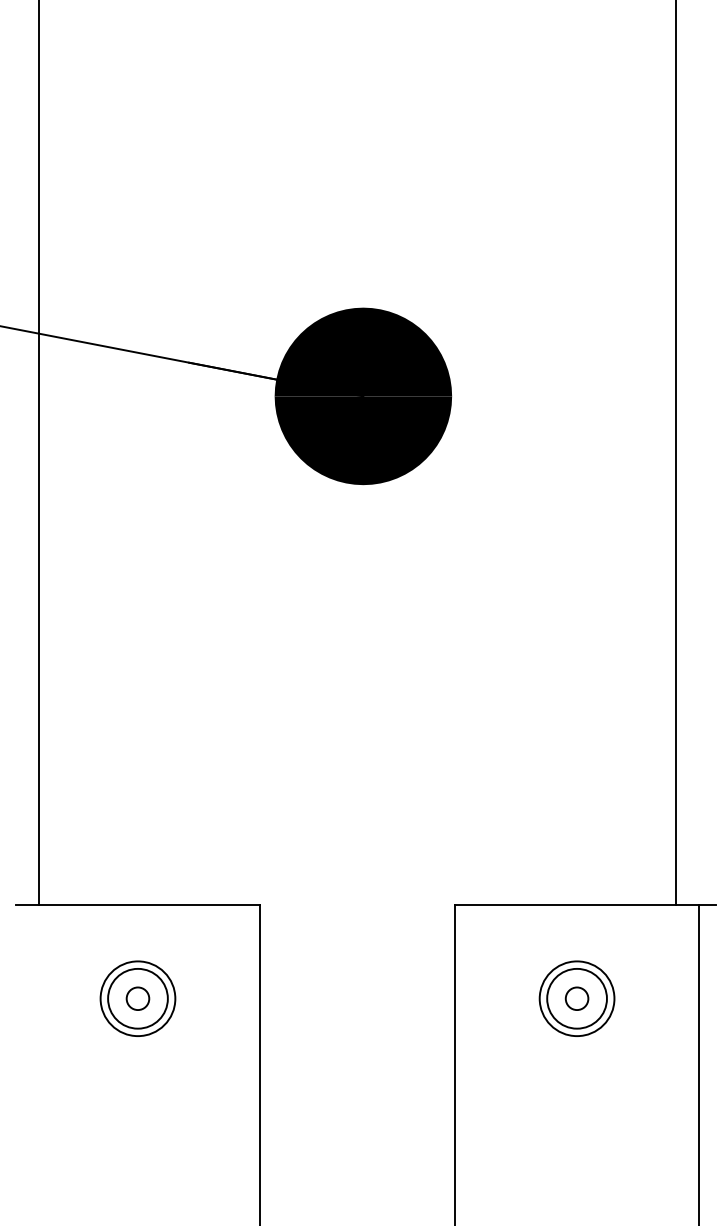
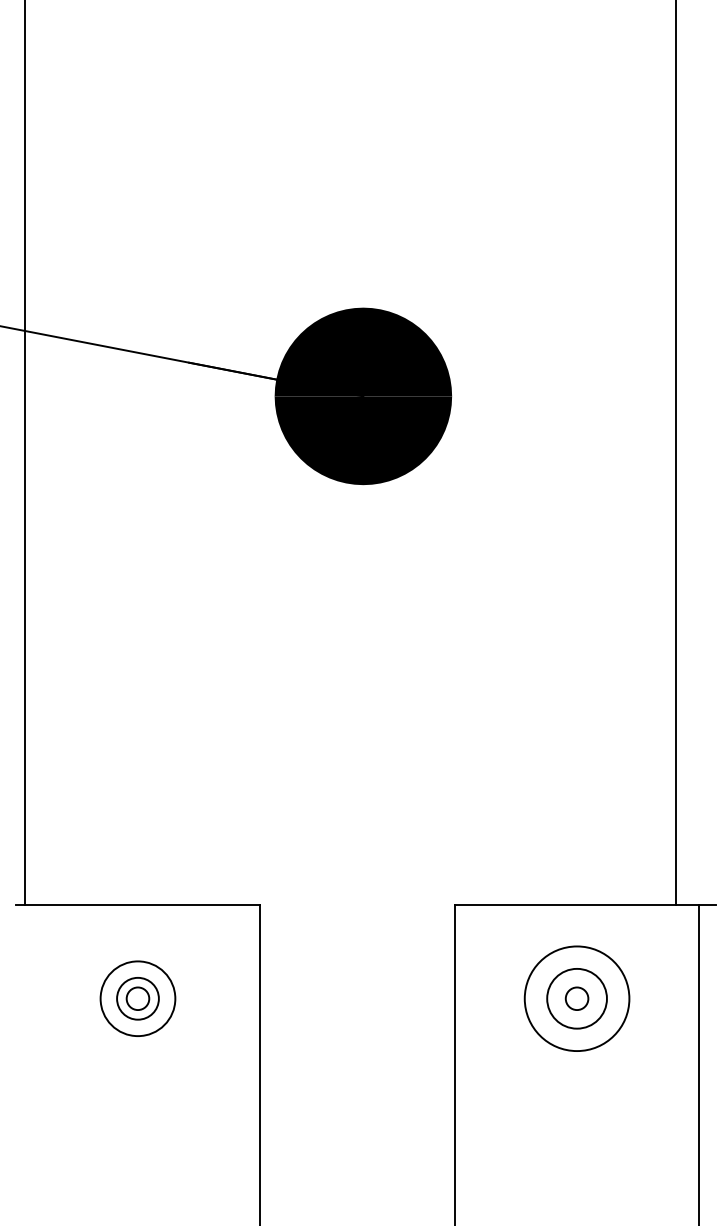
line position: (39, 453) -> (25, 453) (25, 453)
circle diameter: 60 px -> 42 px (137, 998)
circle diameter: 75 px -> 105 px (576, 998)
